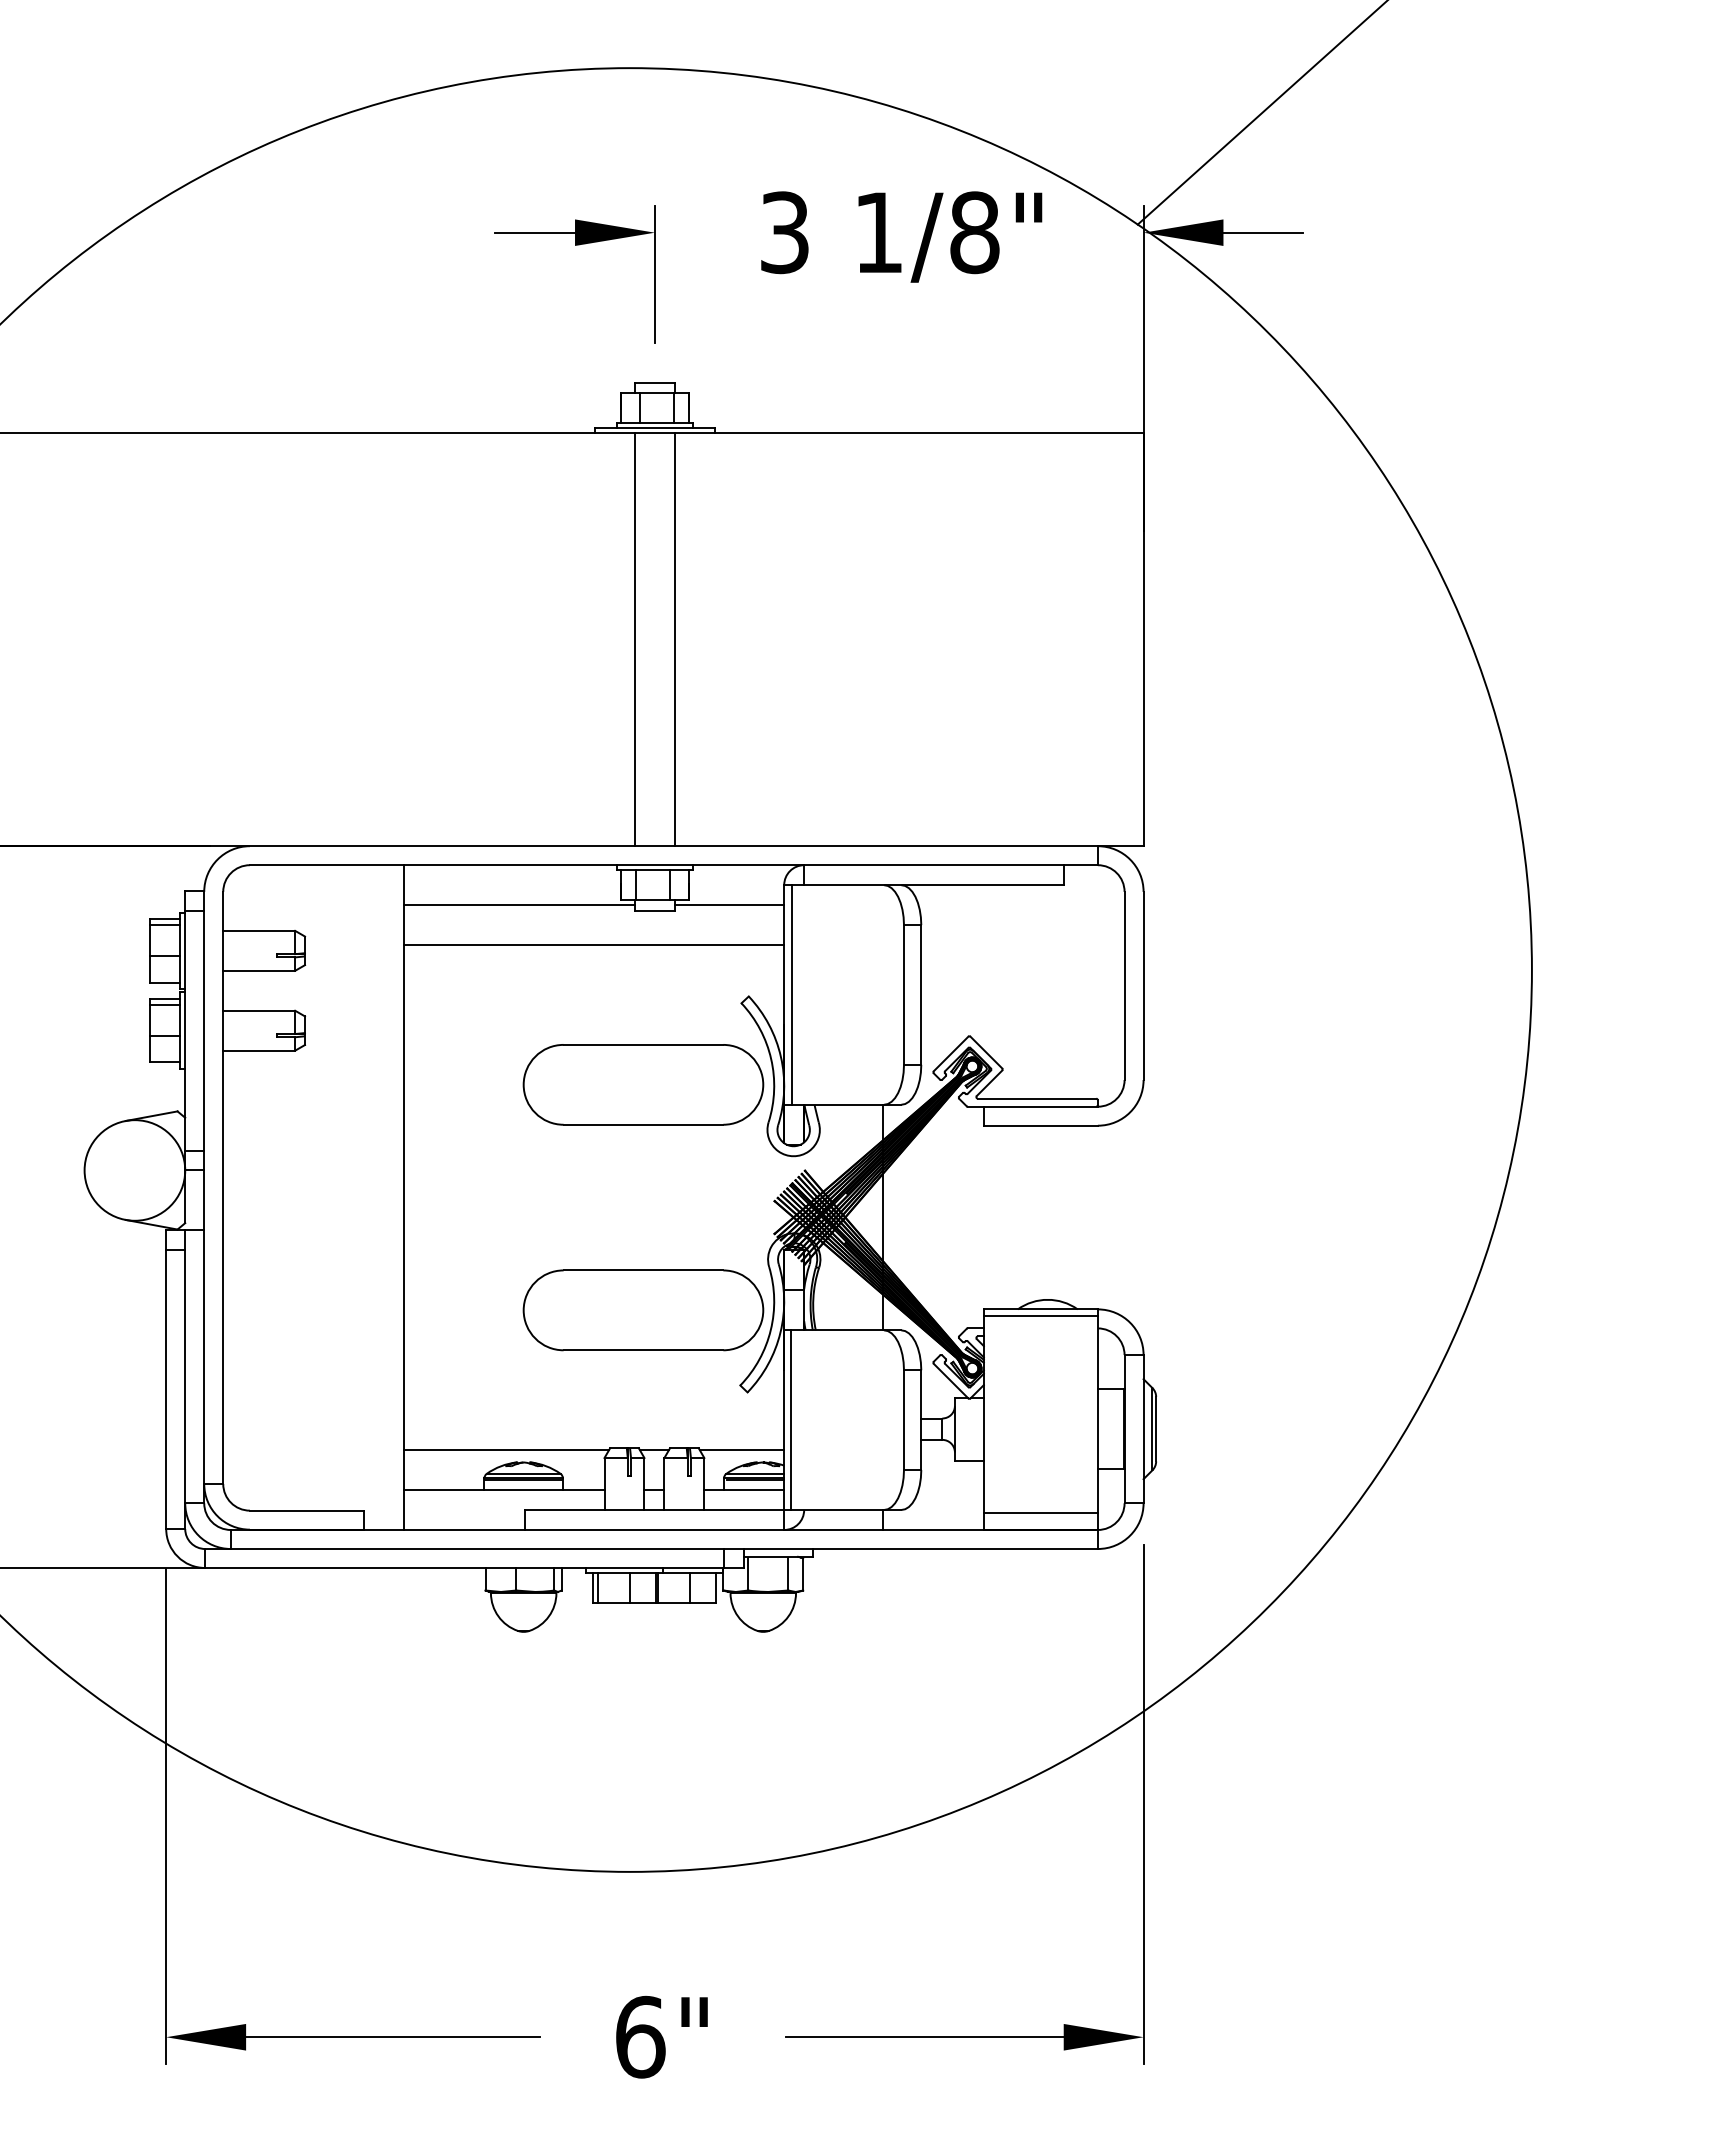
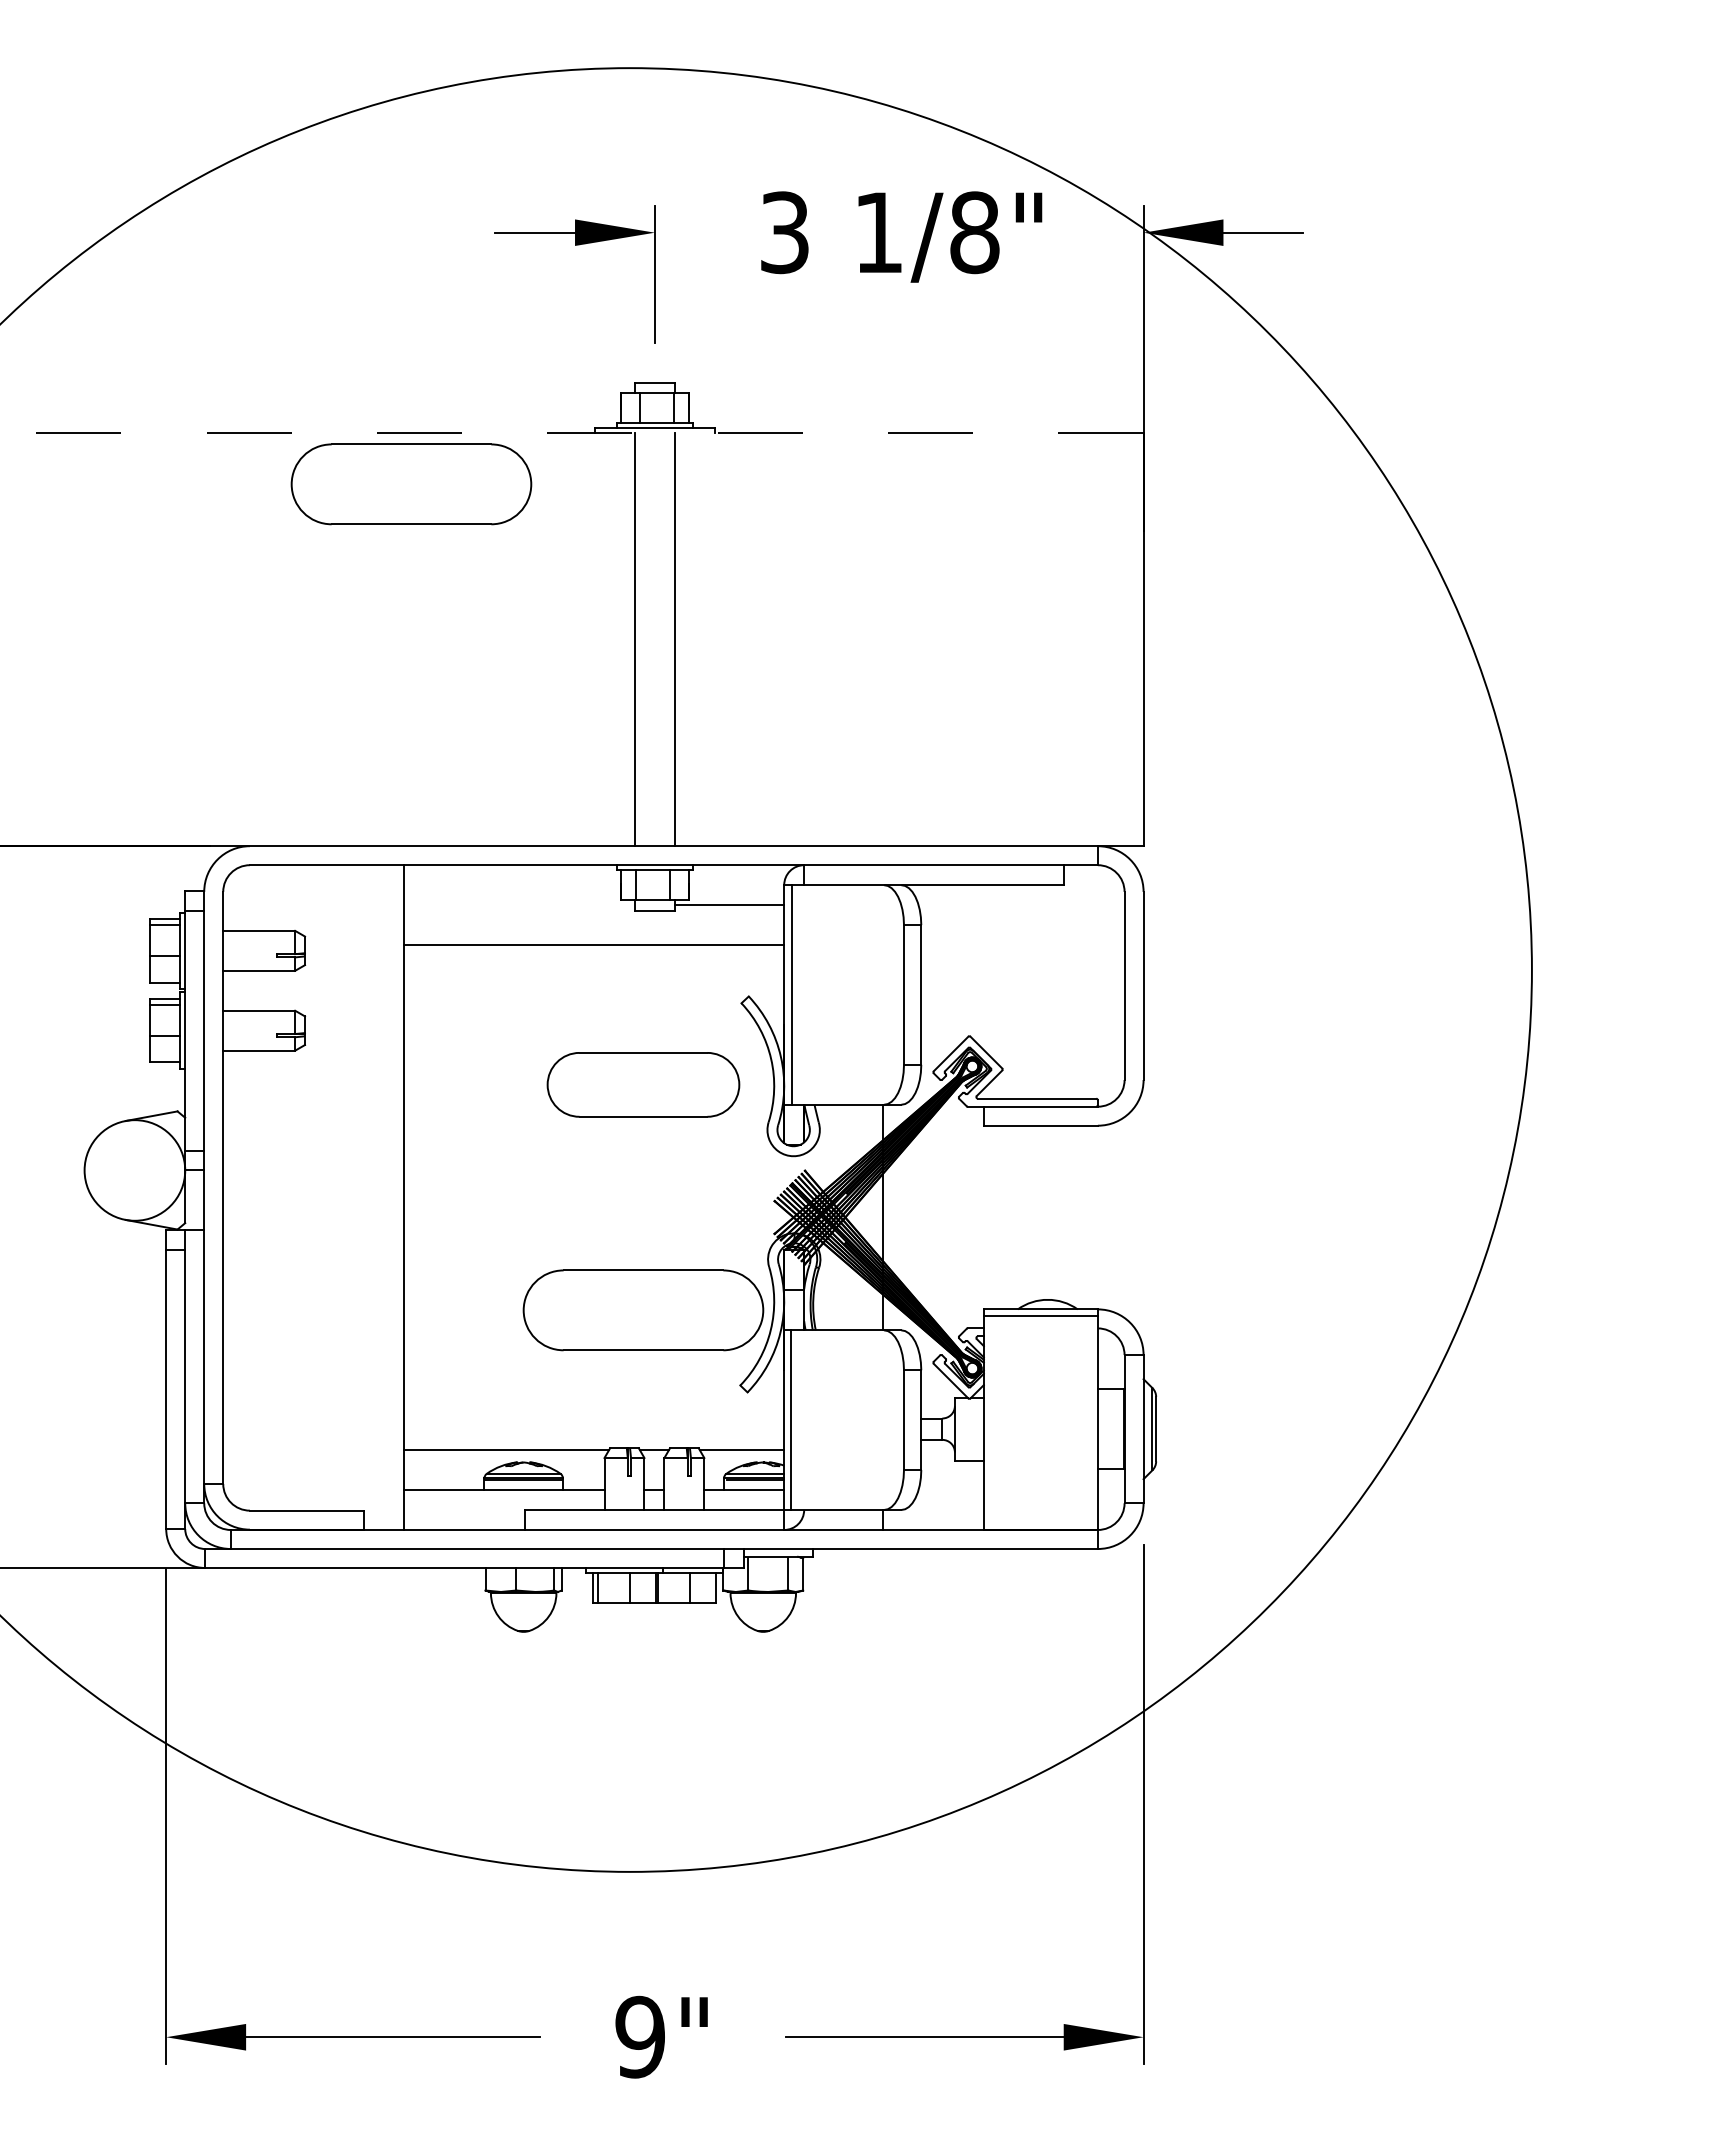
line: present -> none (1261, 113)
line: solid -> dashed (571, 433)
part: none -> present (411, 484)
line: present -> none (518, 905)
part size: 243x82 px -> 195x66 px (643, 1084)
line: present -> none (1040, 1513)
text: 6" -> 9" (640, 2036)
